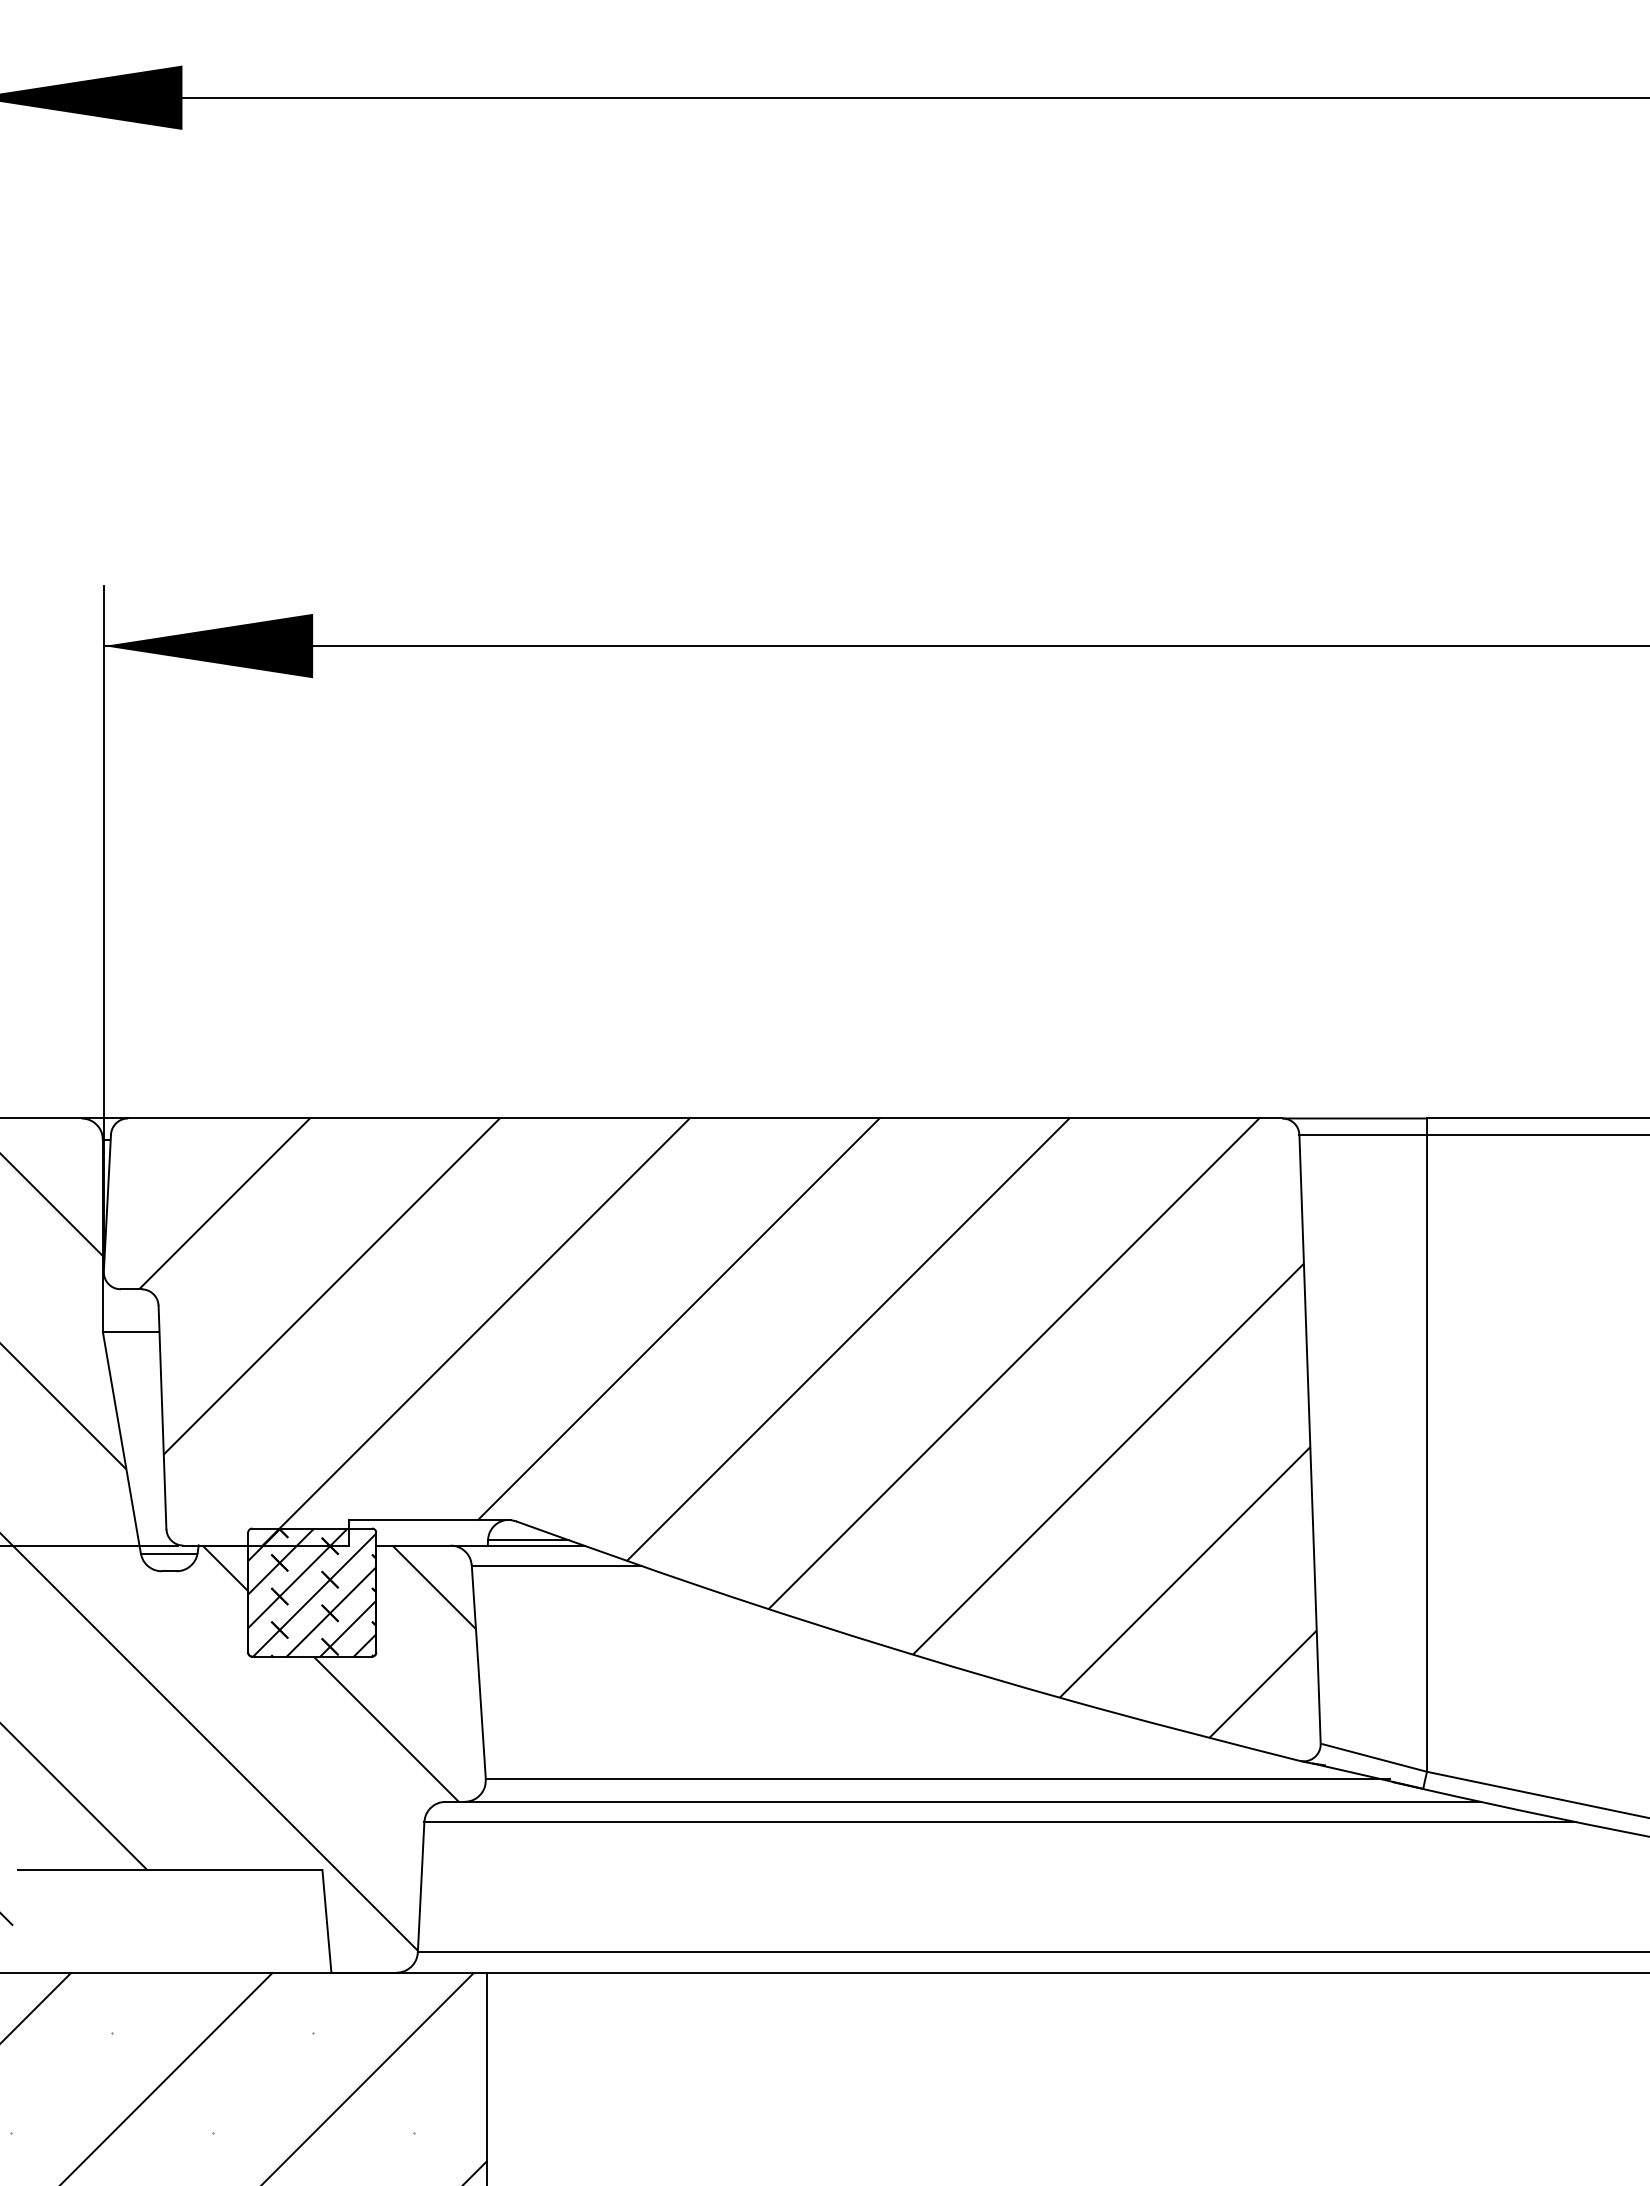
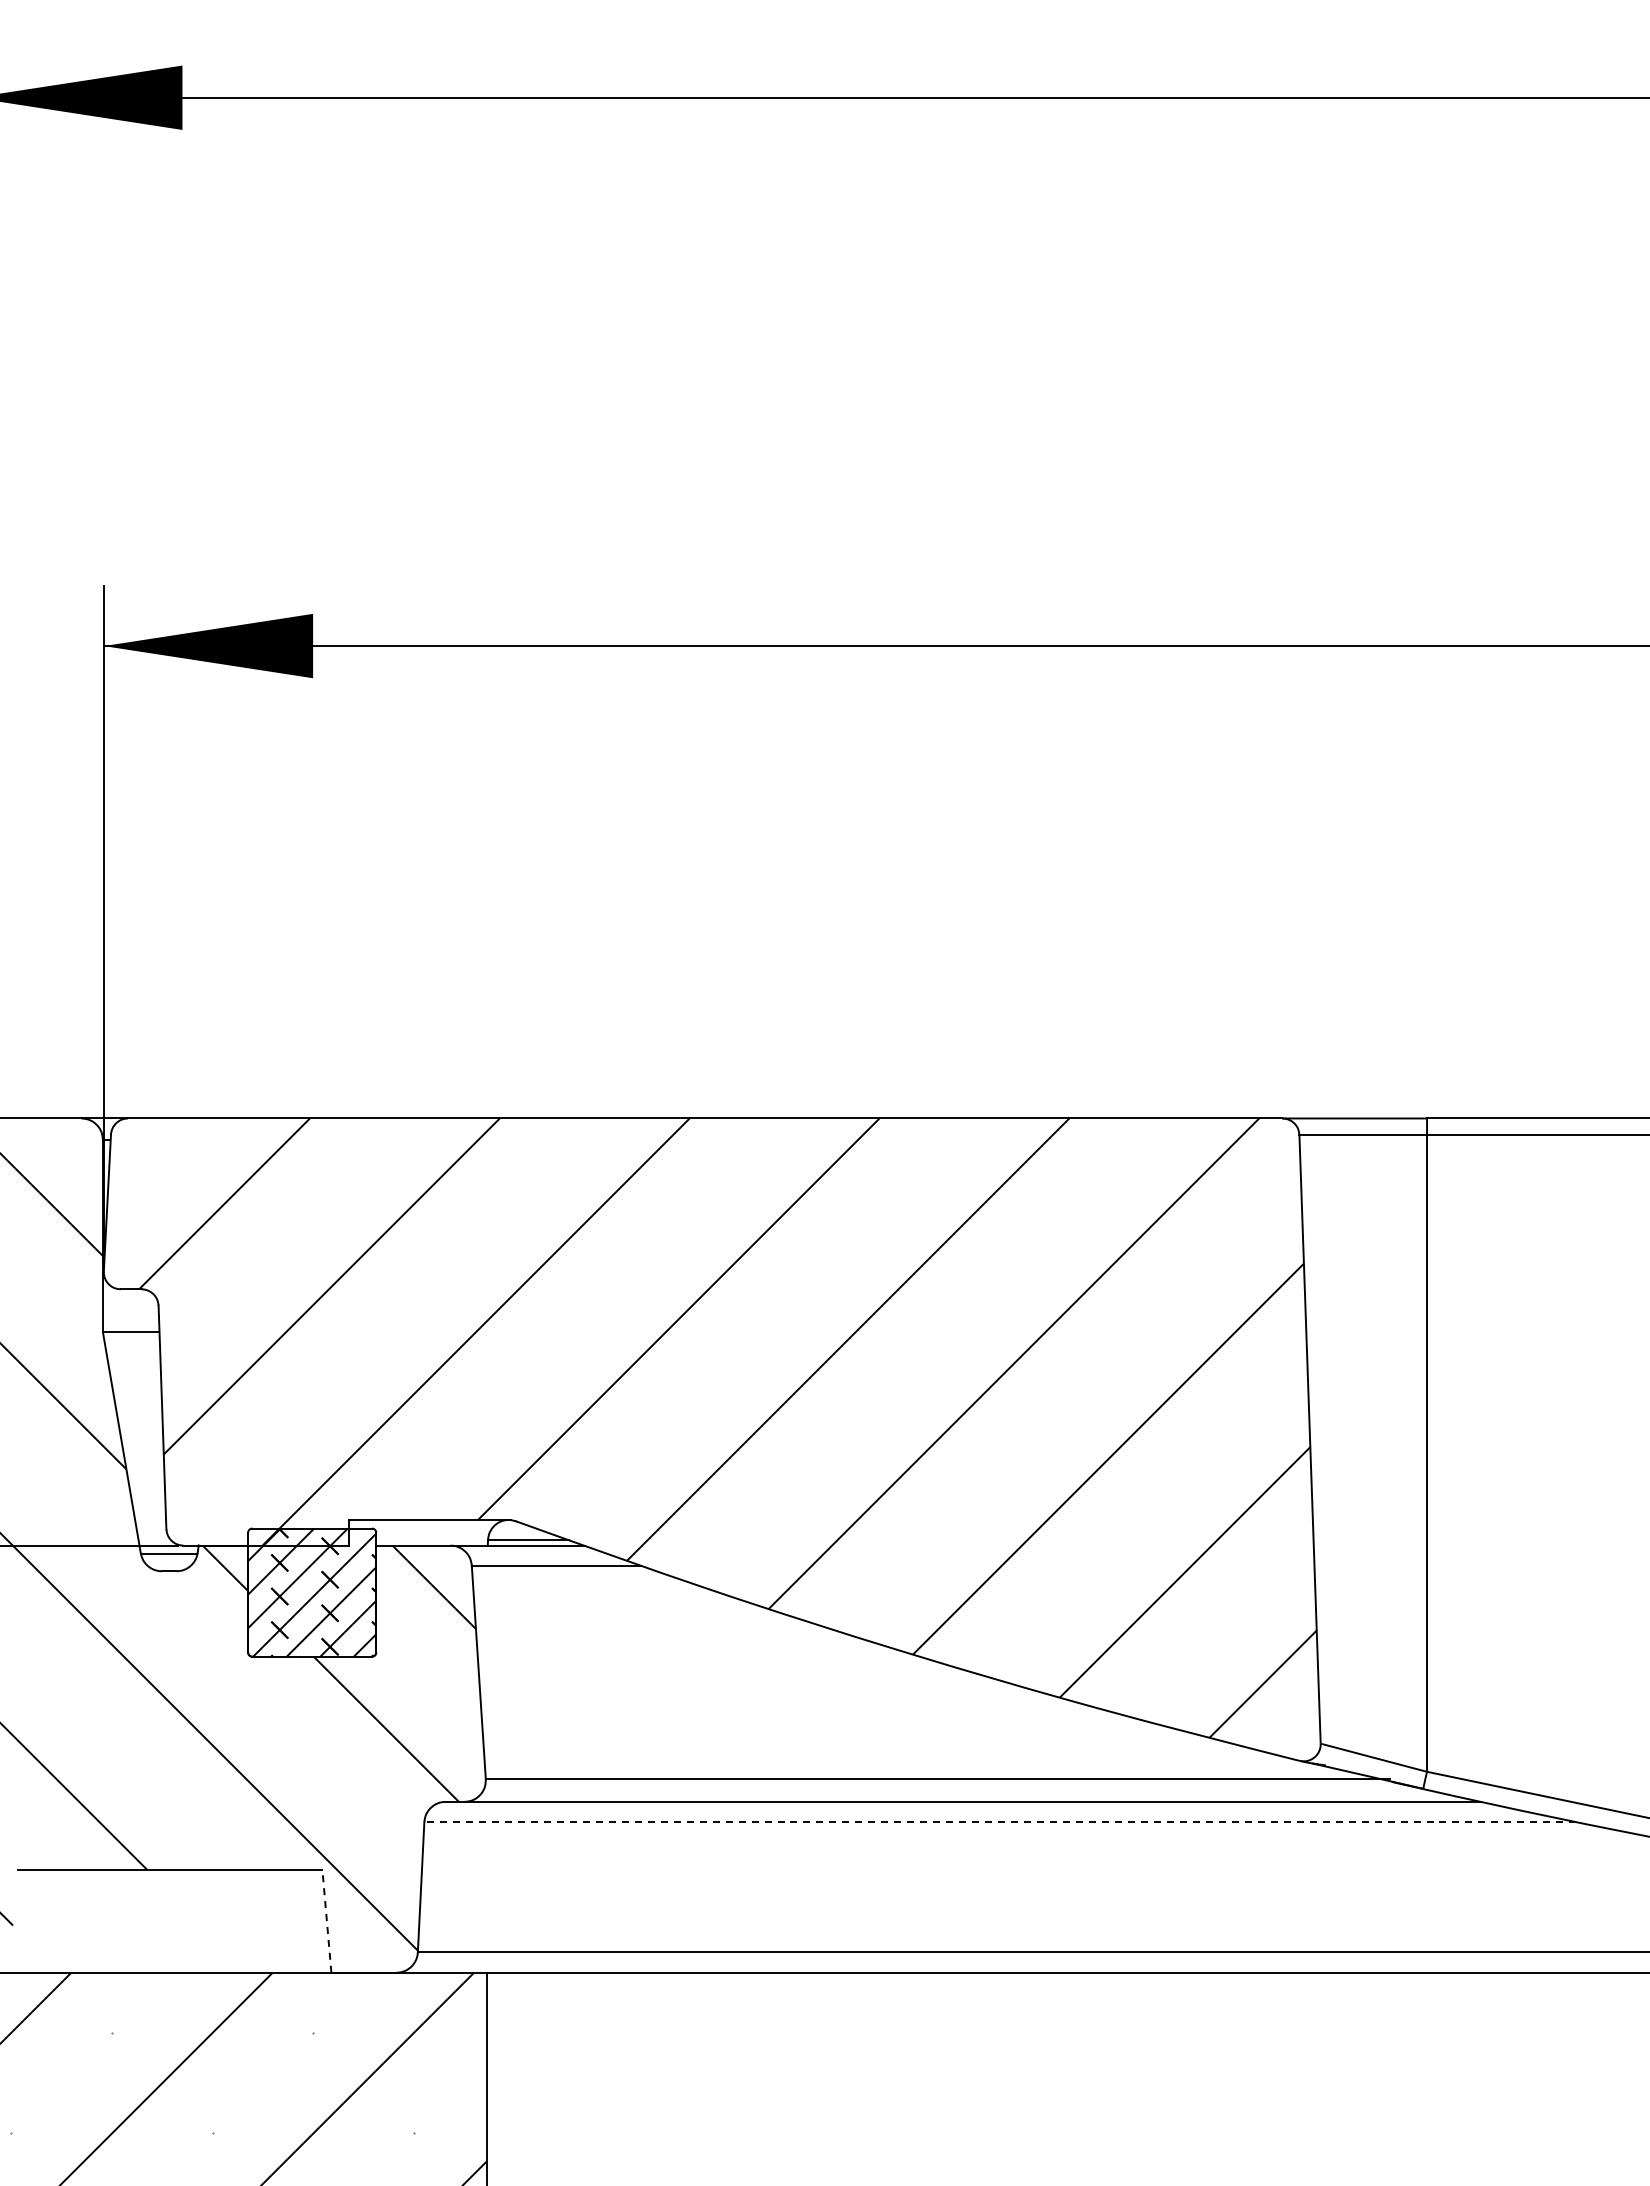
line: solid -> dashed (1000, 1822)
line: solid -> dashed (326, 1920)
